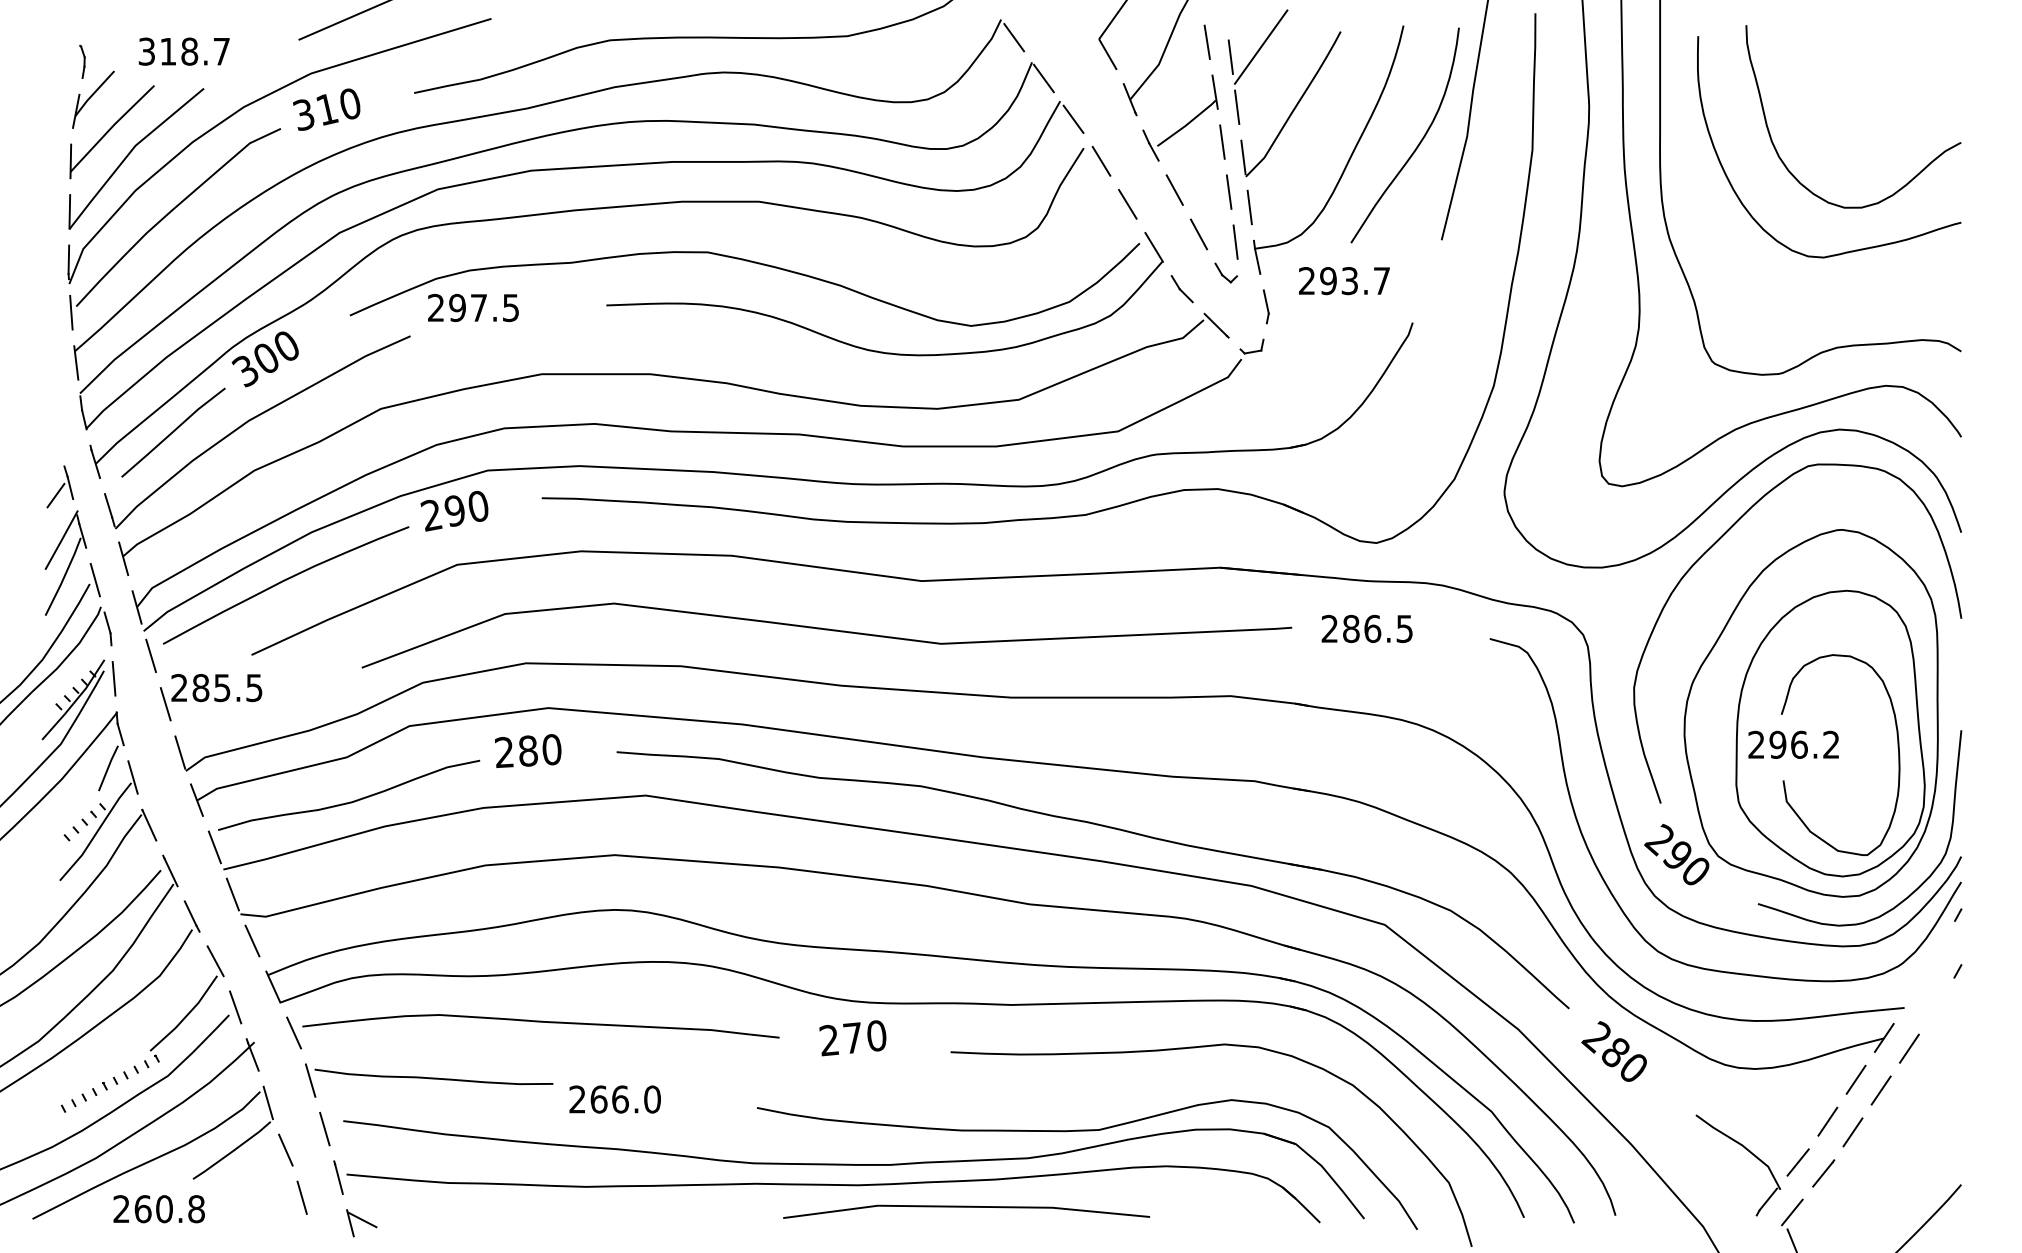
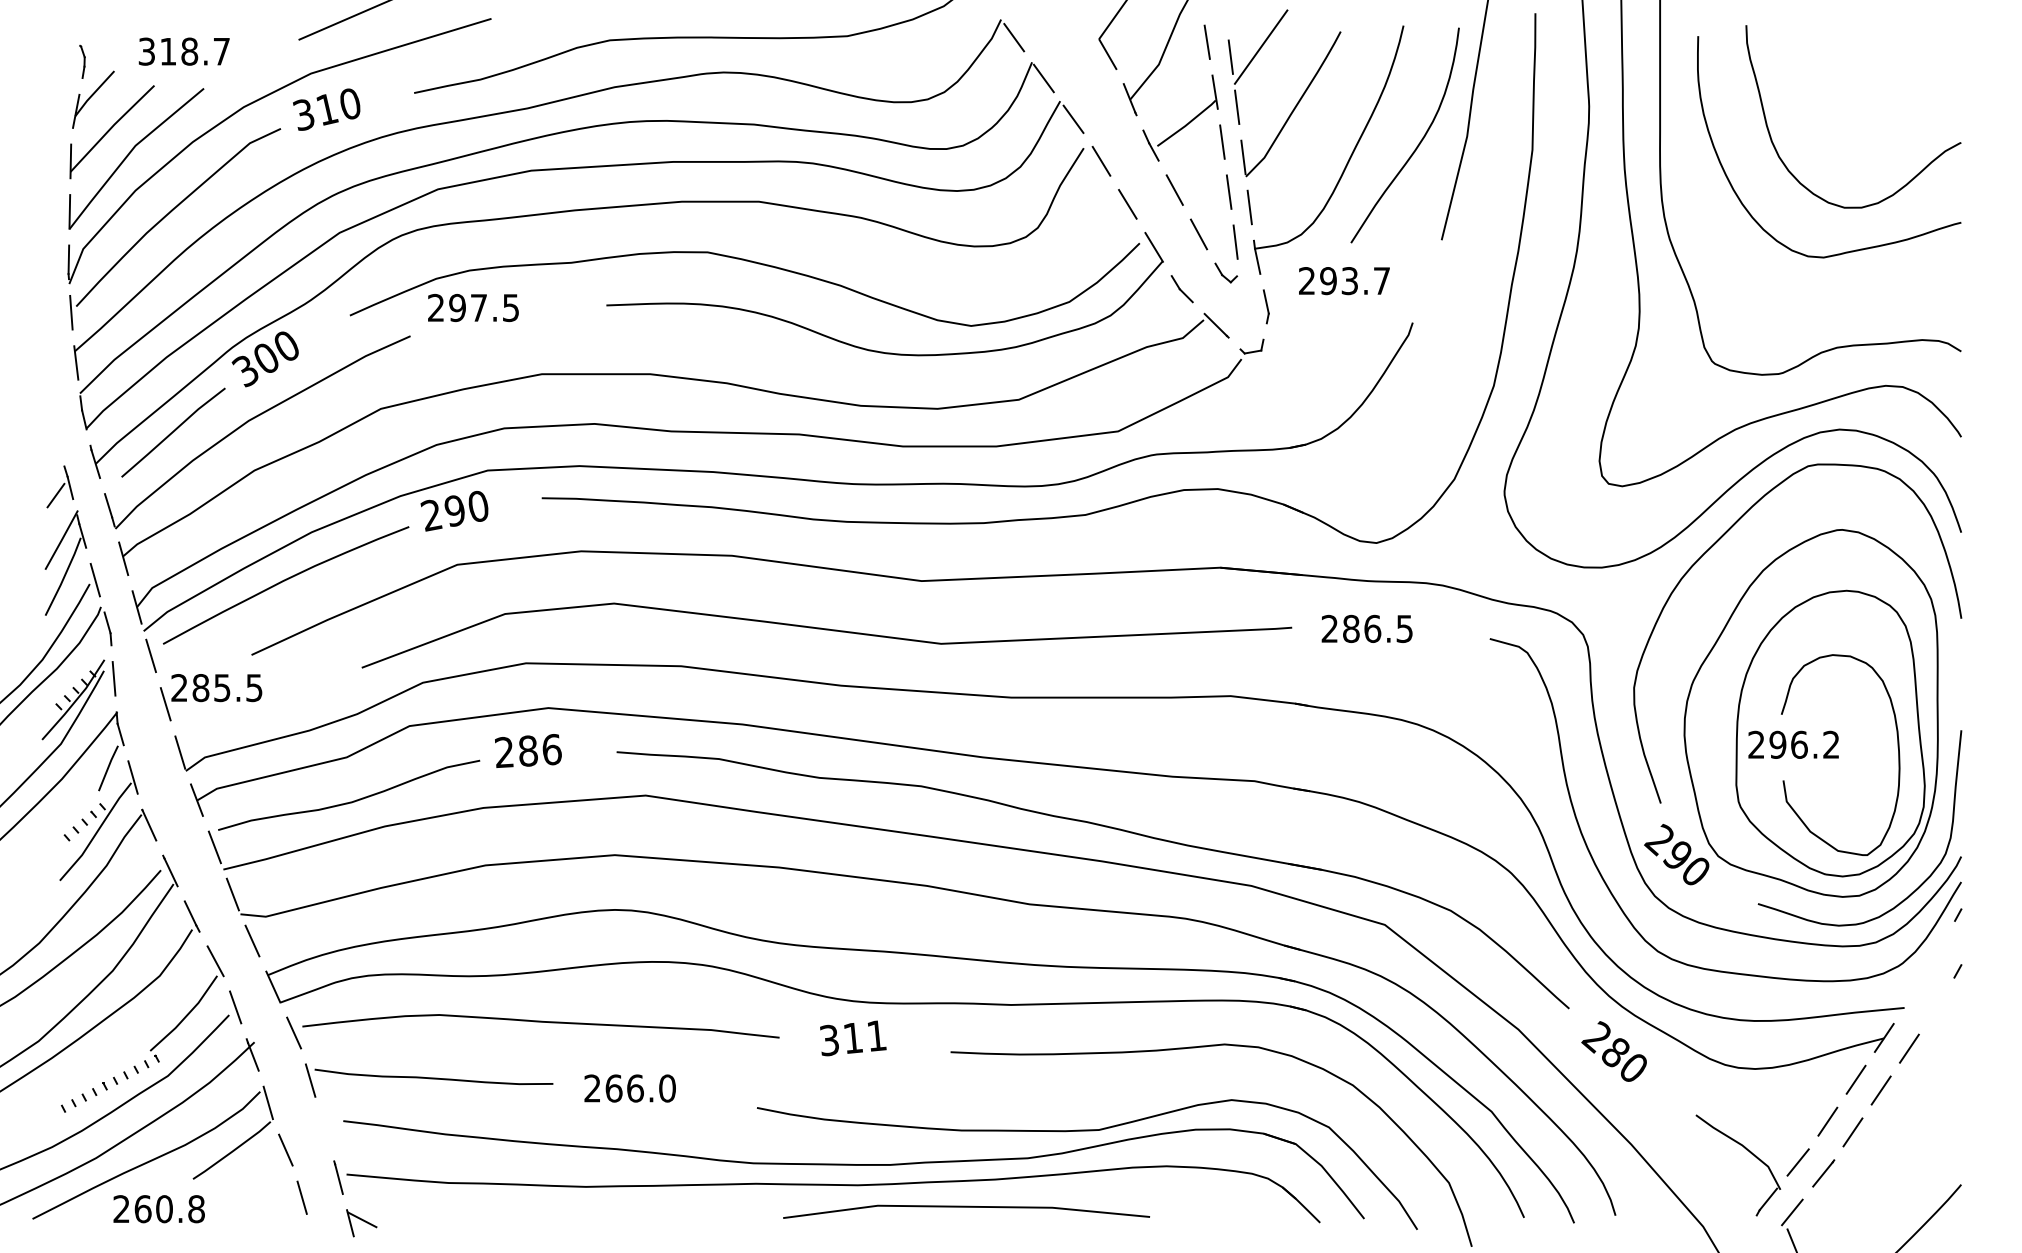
text: 280 -> 286 (551, 749)
text: 270 -> 311 (852, 1038)
text position: (614, 1099) -> (629, 1088) (629, 1088)
line: present -> none (324, 1128)
